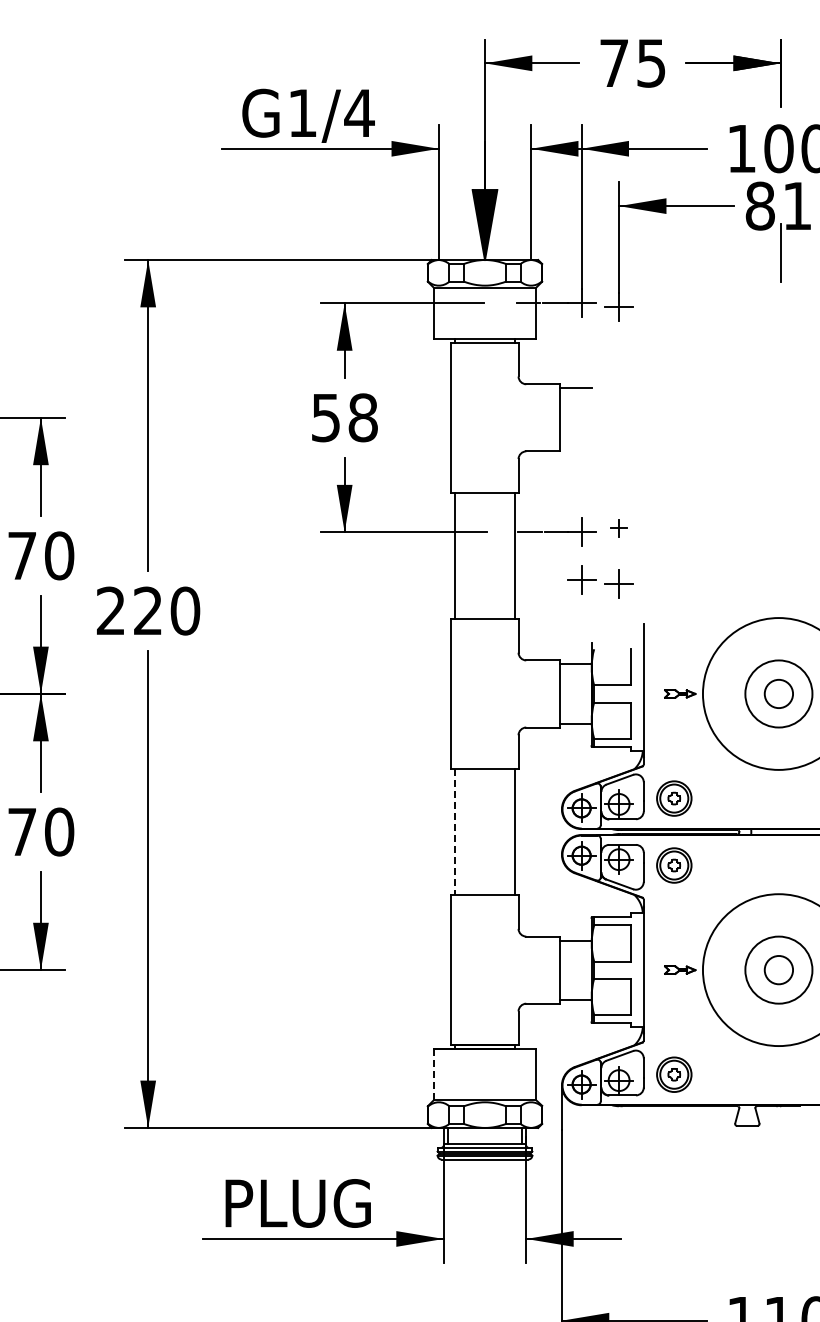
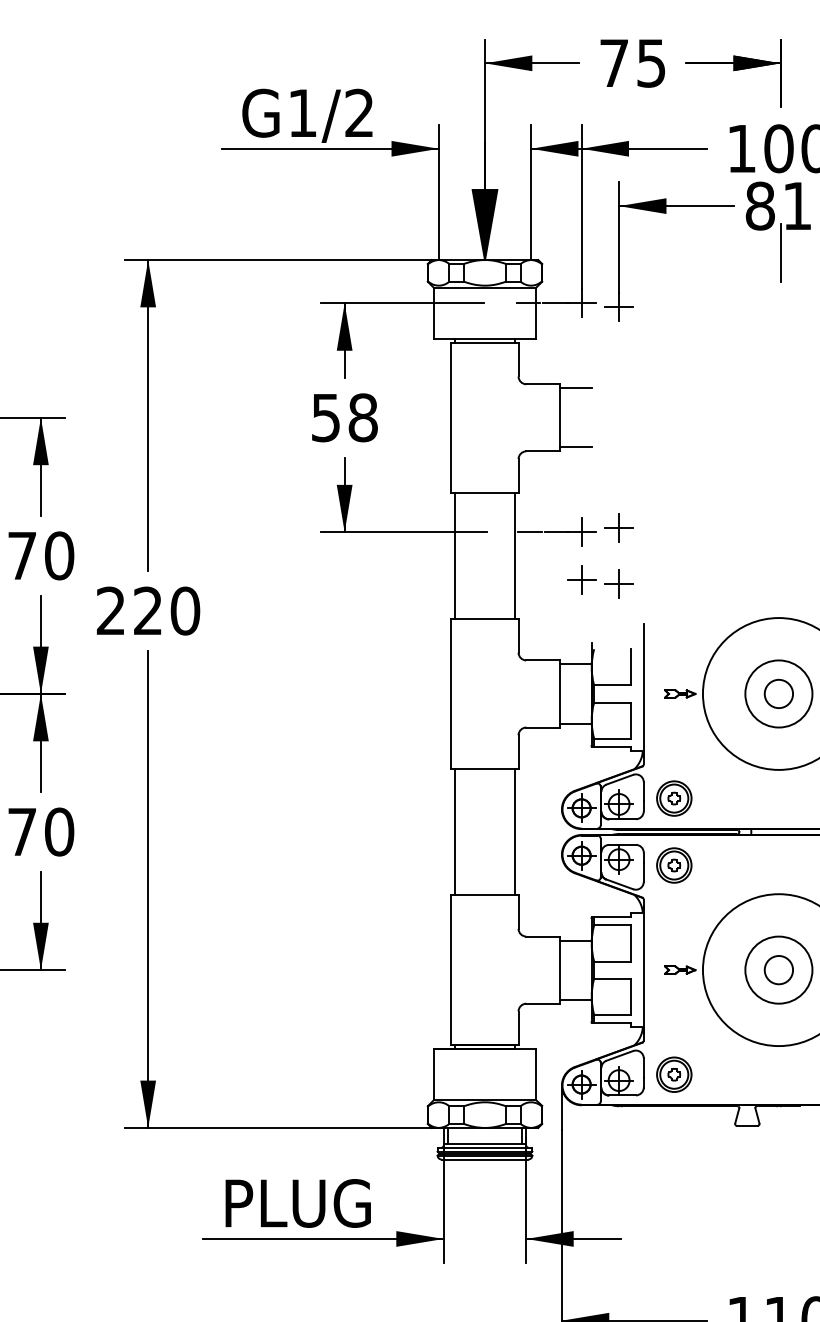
text: G1/4 -> G1/2 (359, 112)
line: none -> present (575, 447)
part size: 18x19 px -> 30x30 px (618, 527)
line: dashed -> solid (455, 832)
line: dashed -> solid (433, 1074)
